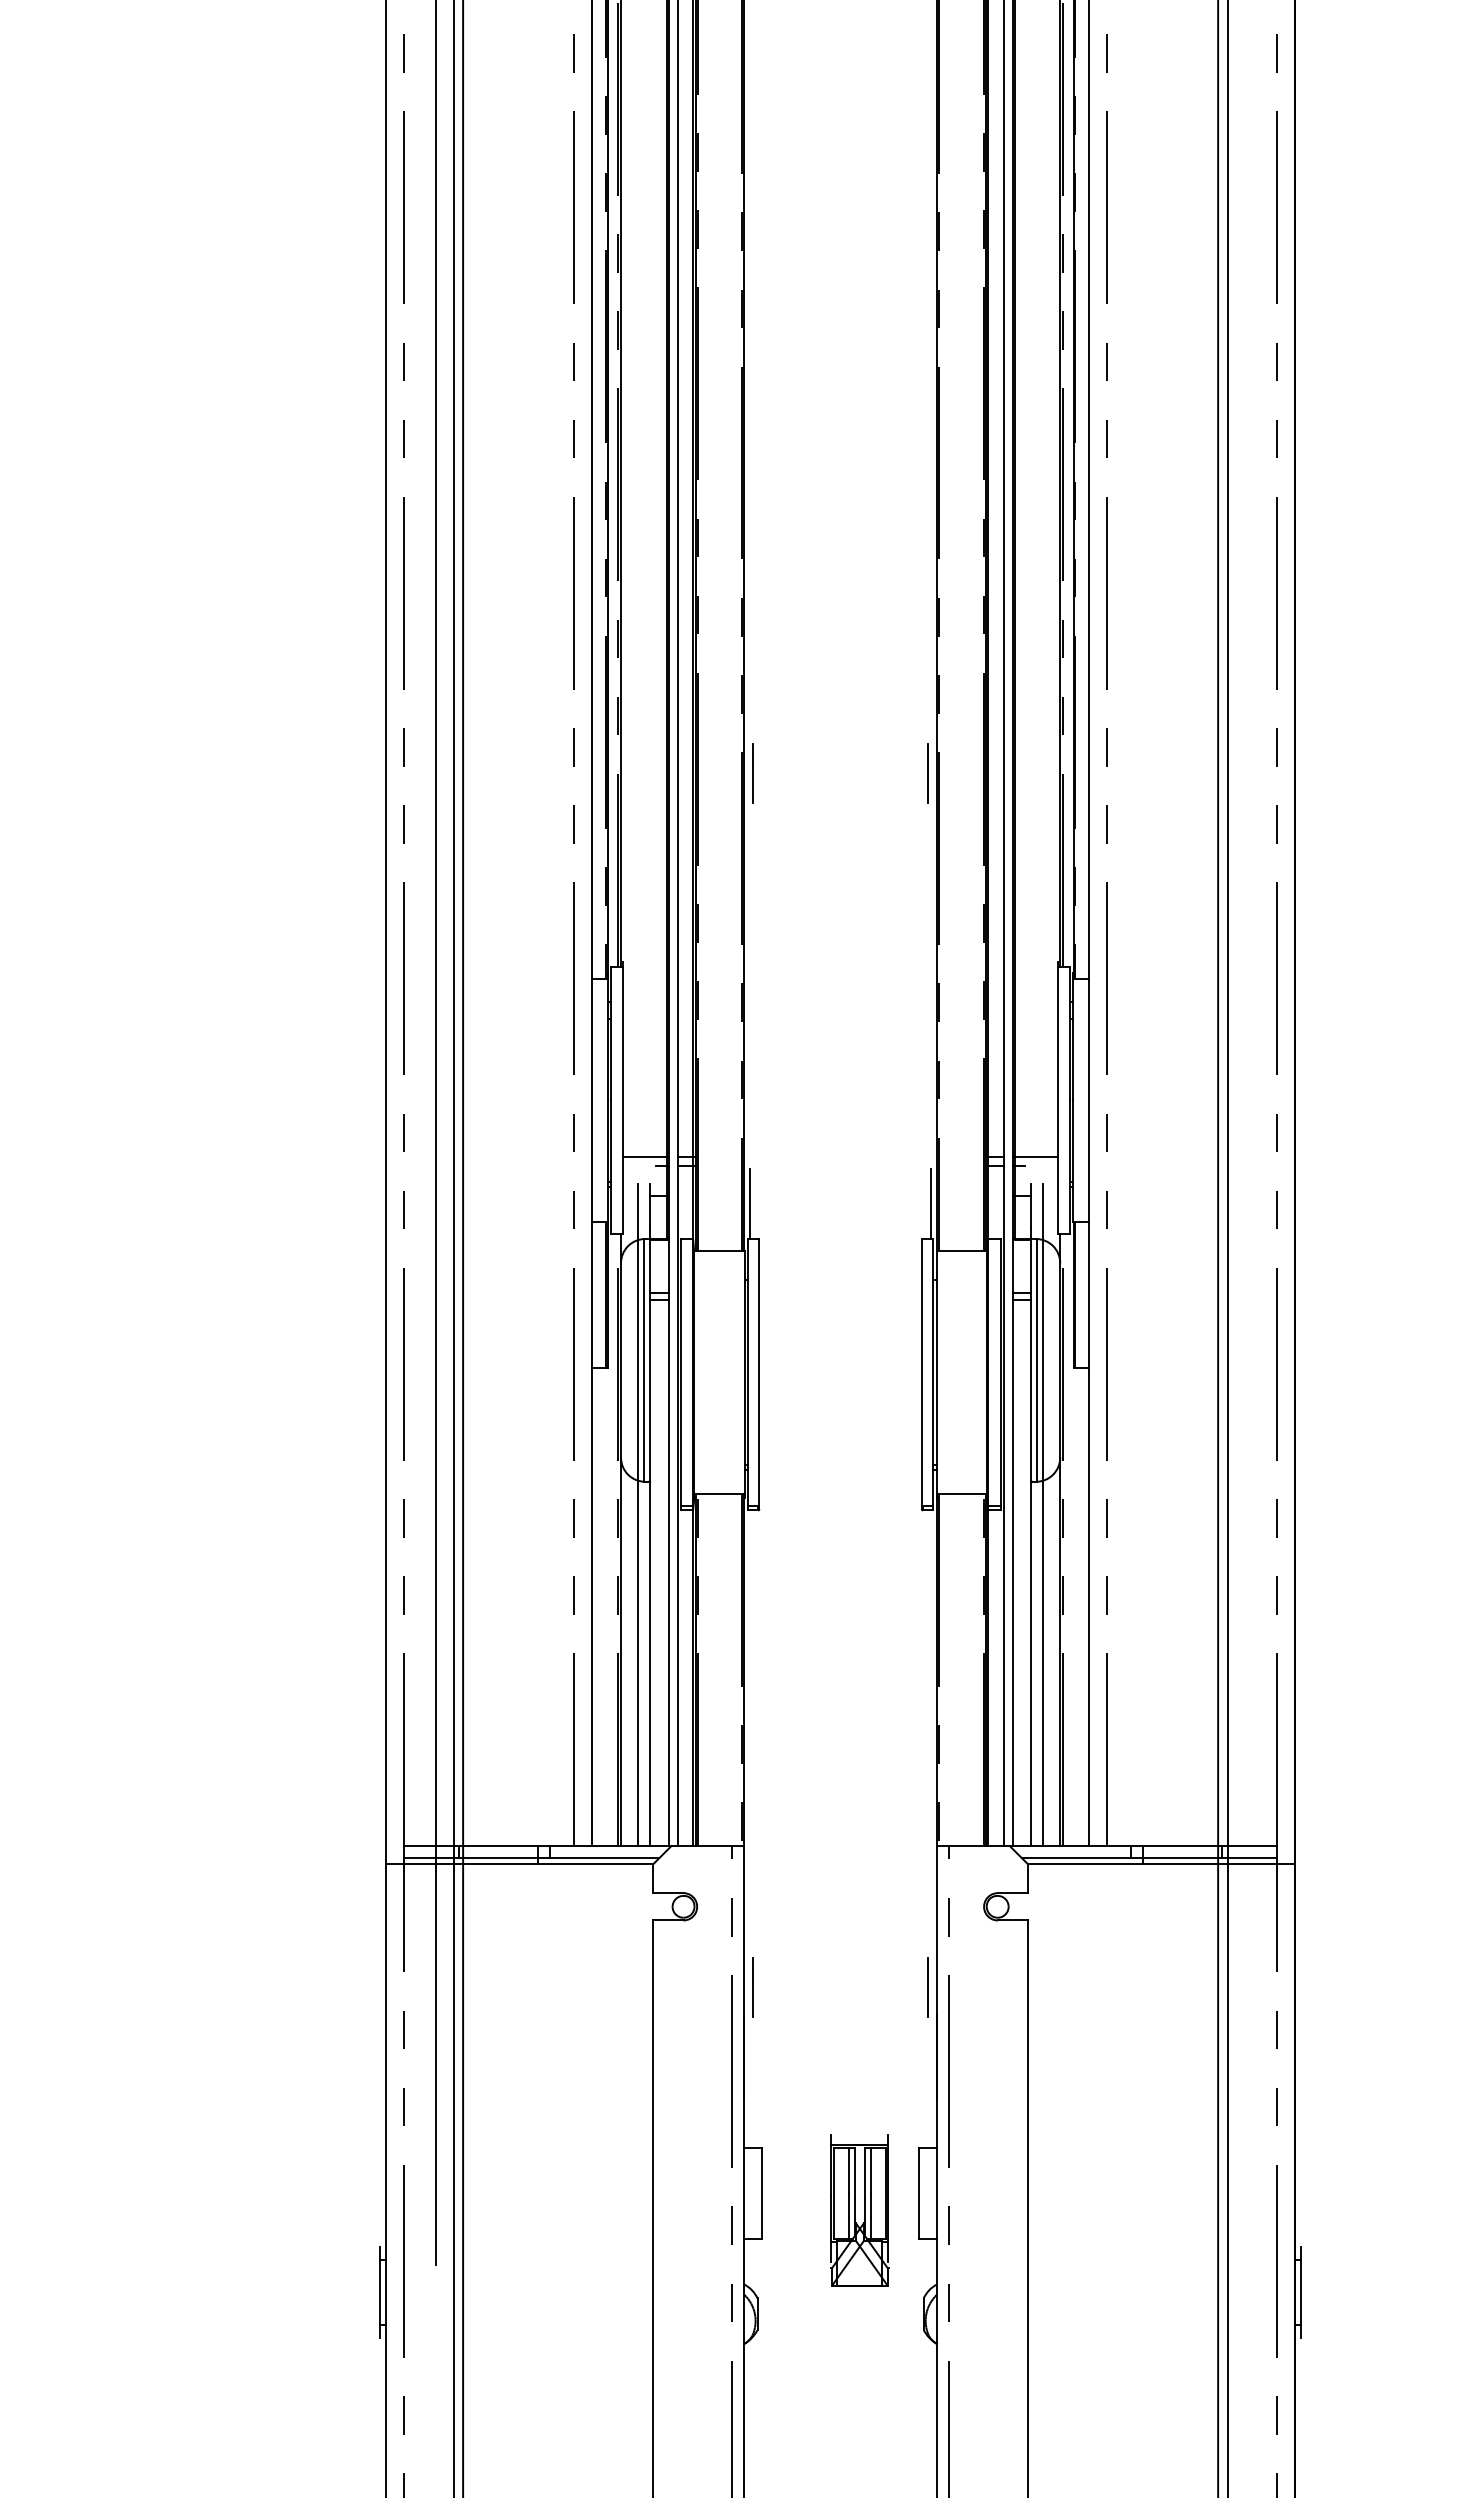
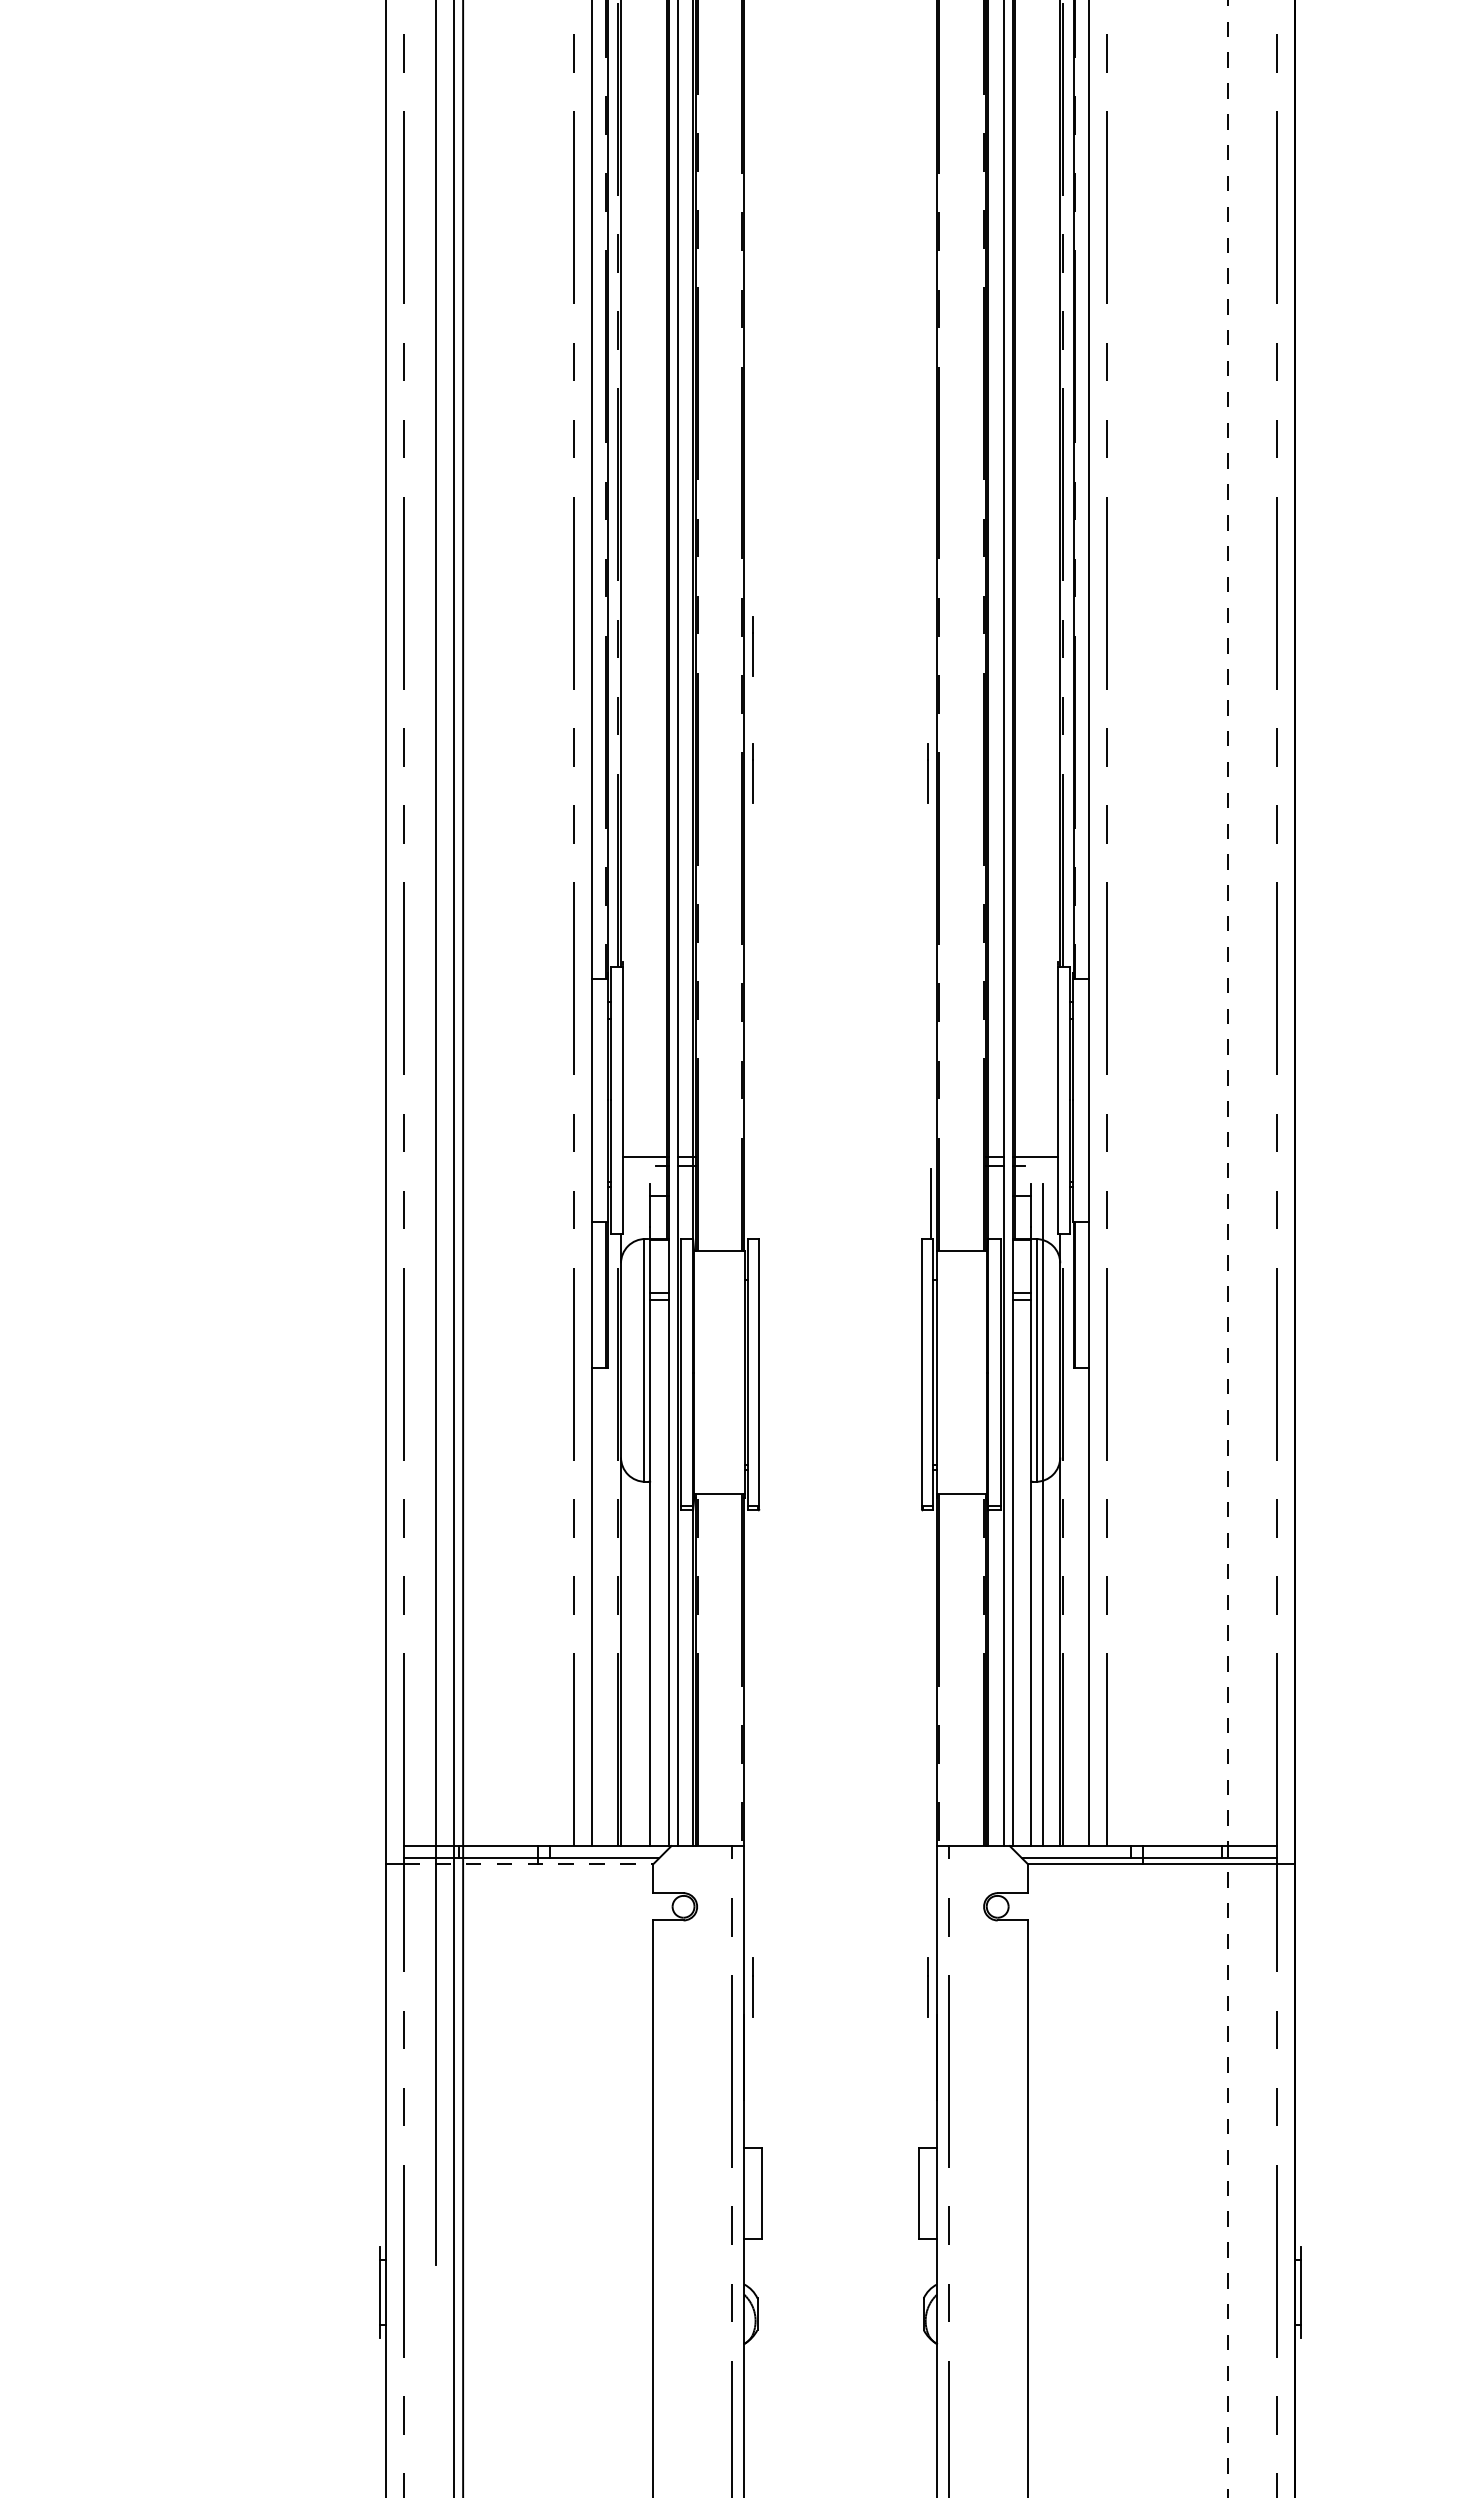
line: none -> present (752, 646)
line: present -> none (750, 1203)
line: present -> none (1218, 1248)
line: solid -> dashed (1227, 1249)
line: present -> none (638, 1515)
line: solid -> dashed (529, 1864)
part: present -> none (859, 2210)
